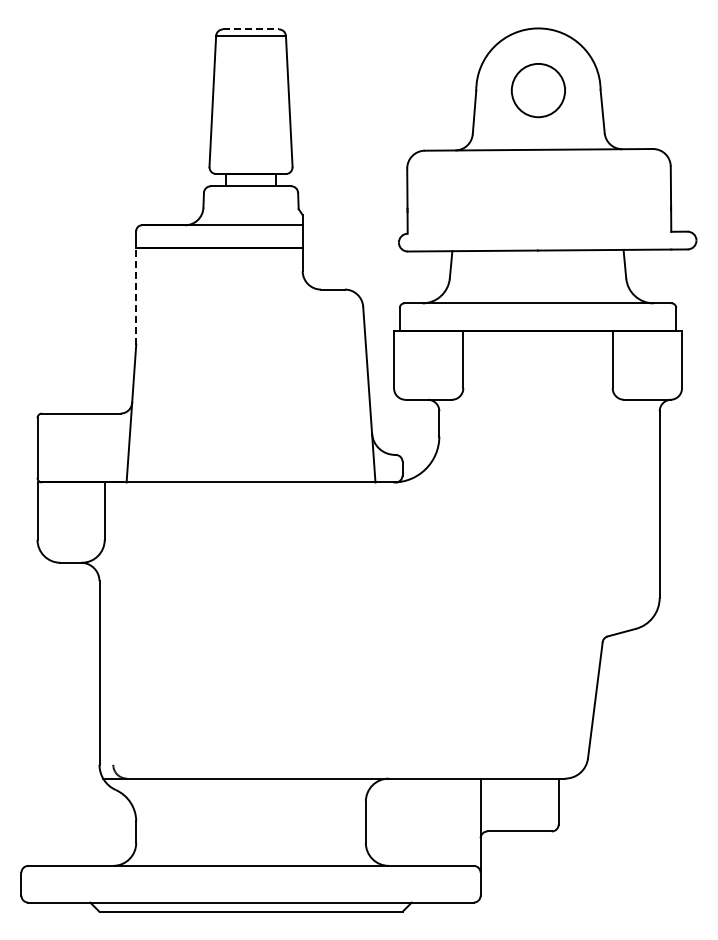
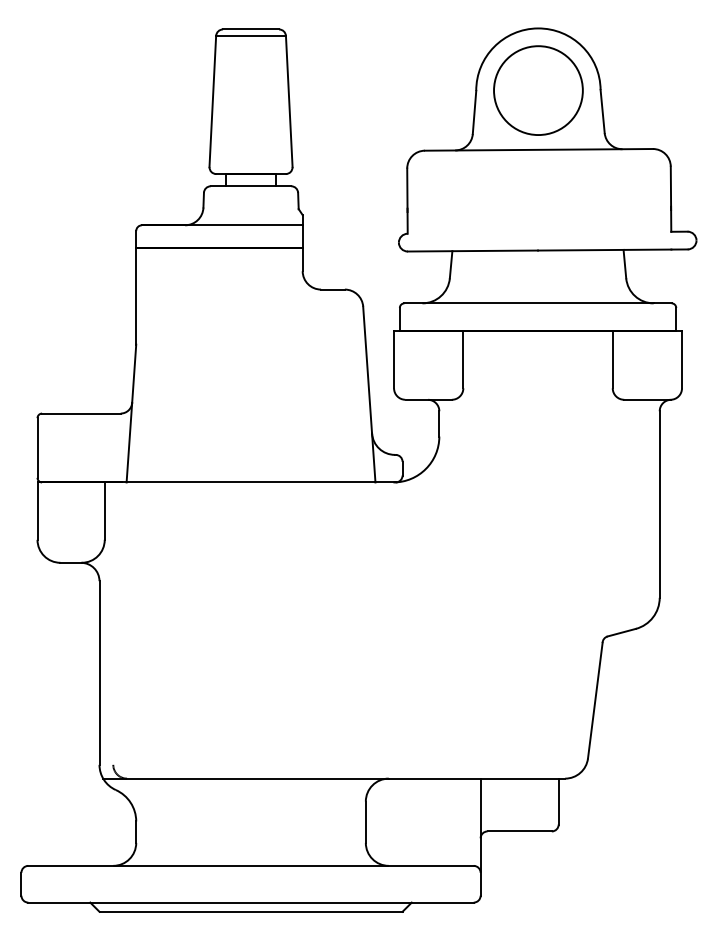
line: dashed -> solid (251, 29)
circle size: 56x56 px -> 91x91 px (538, 90)
line: dashed -> solid (136, 295)
